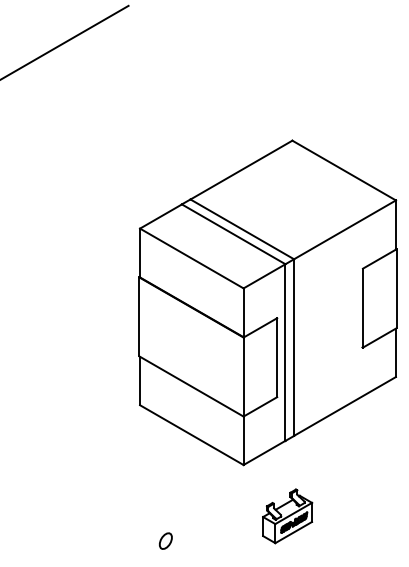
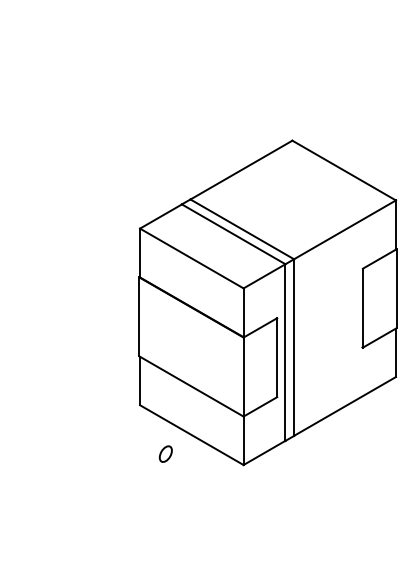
line: present -> none (65, 41)
part: present -> none (287, 516)
part position: (165, 540) -> (165, 453) (165, 453)
